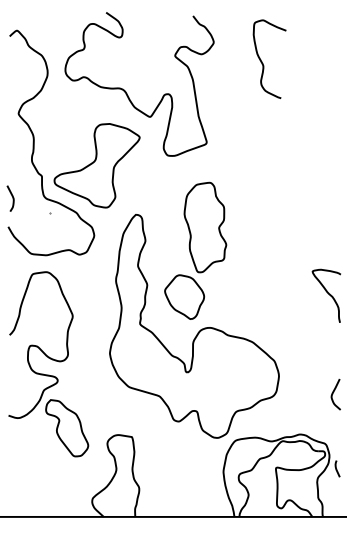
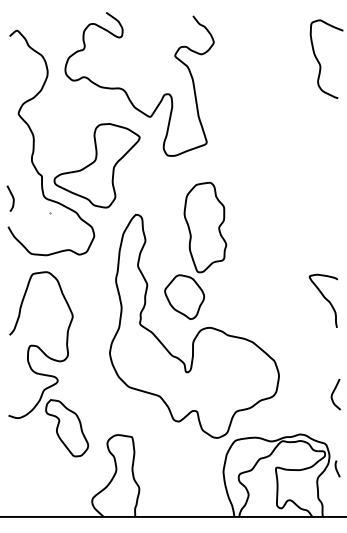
curve position: (262, 61) -> (319, 61) (319, 61)
curve position: (327, 293) -> (324, 298) (324, 298)
